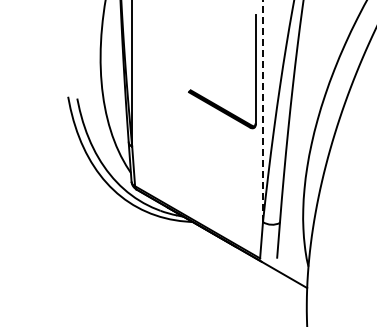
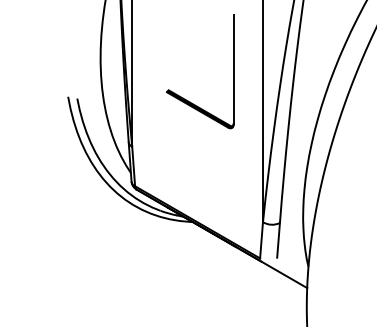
part position: (207, 98) -> (185, 98) (185, 98)
line: dashed -> solid (262, 111)
